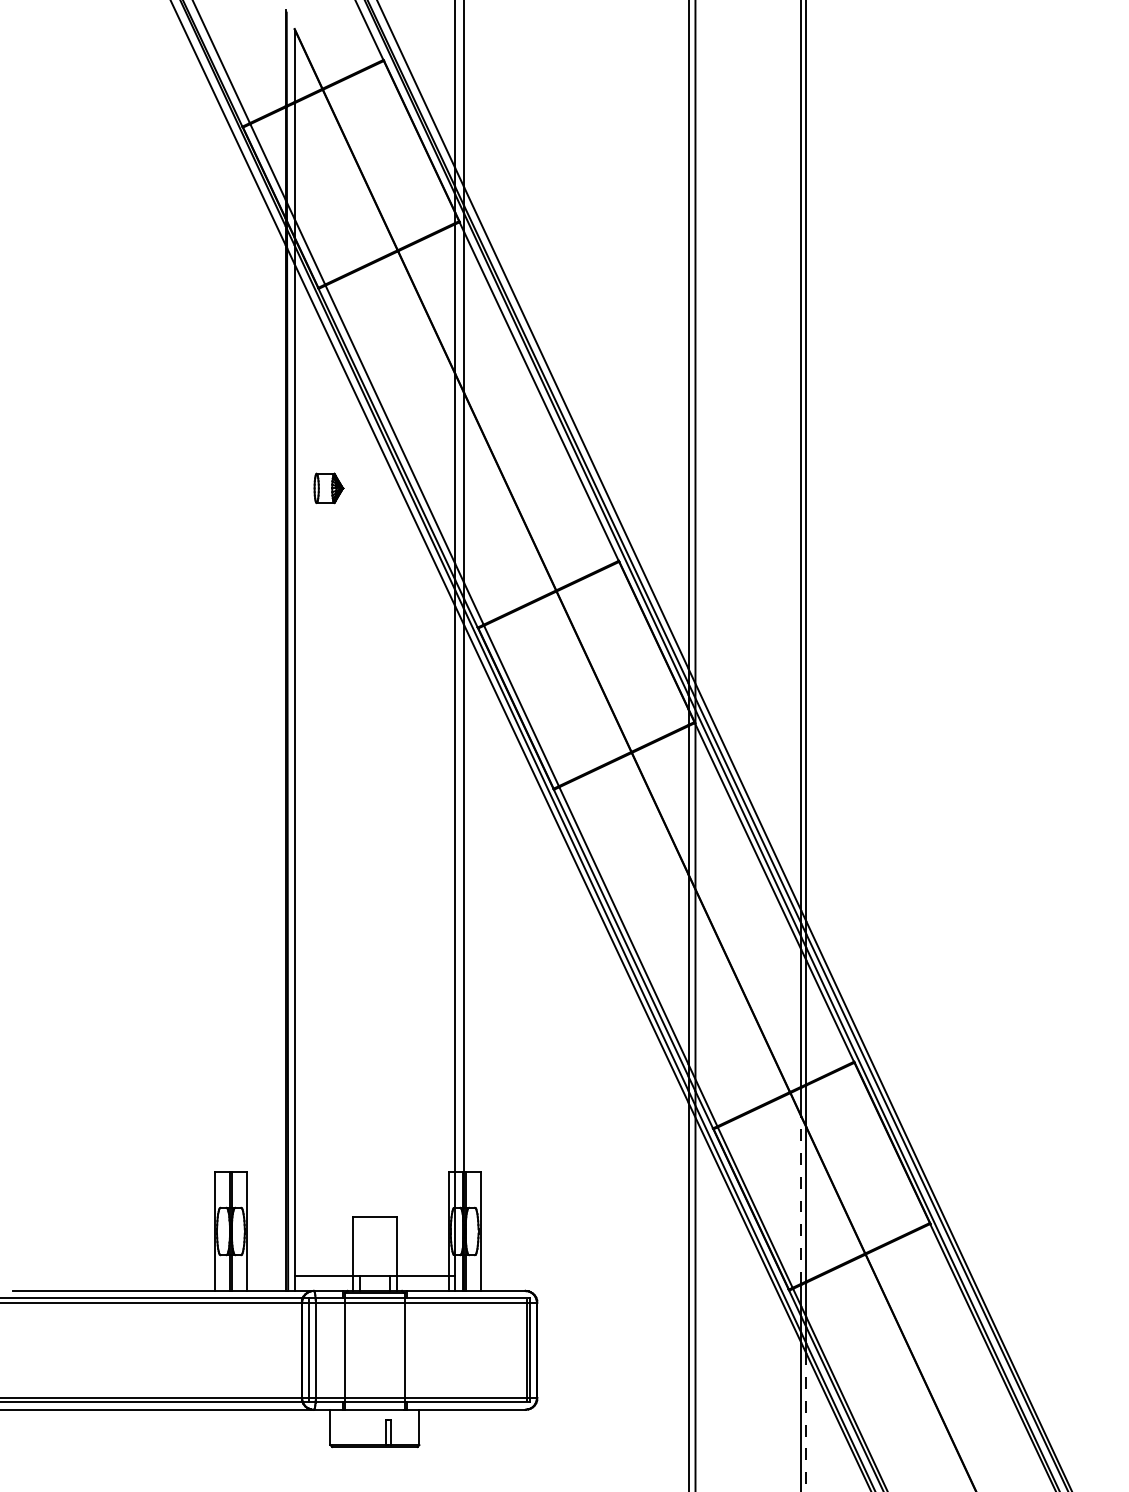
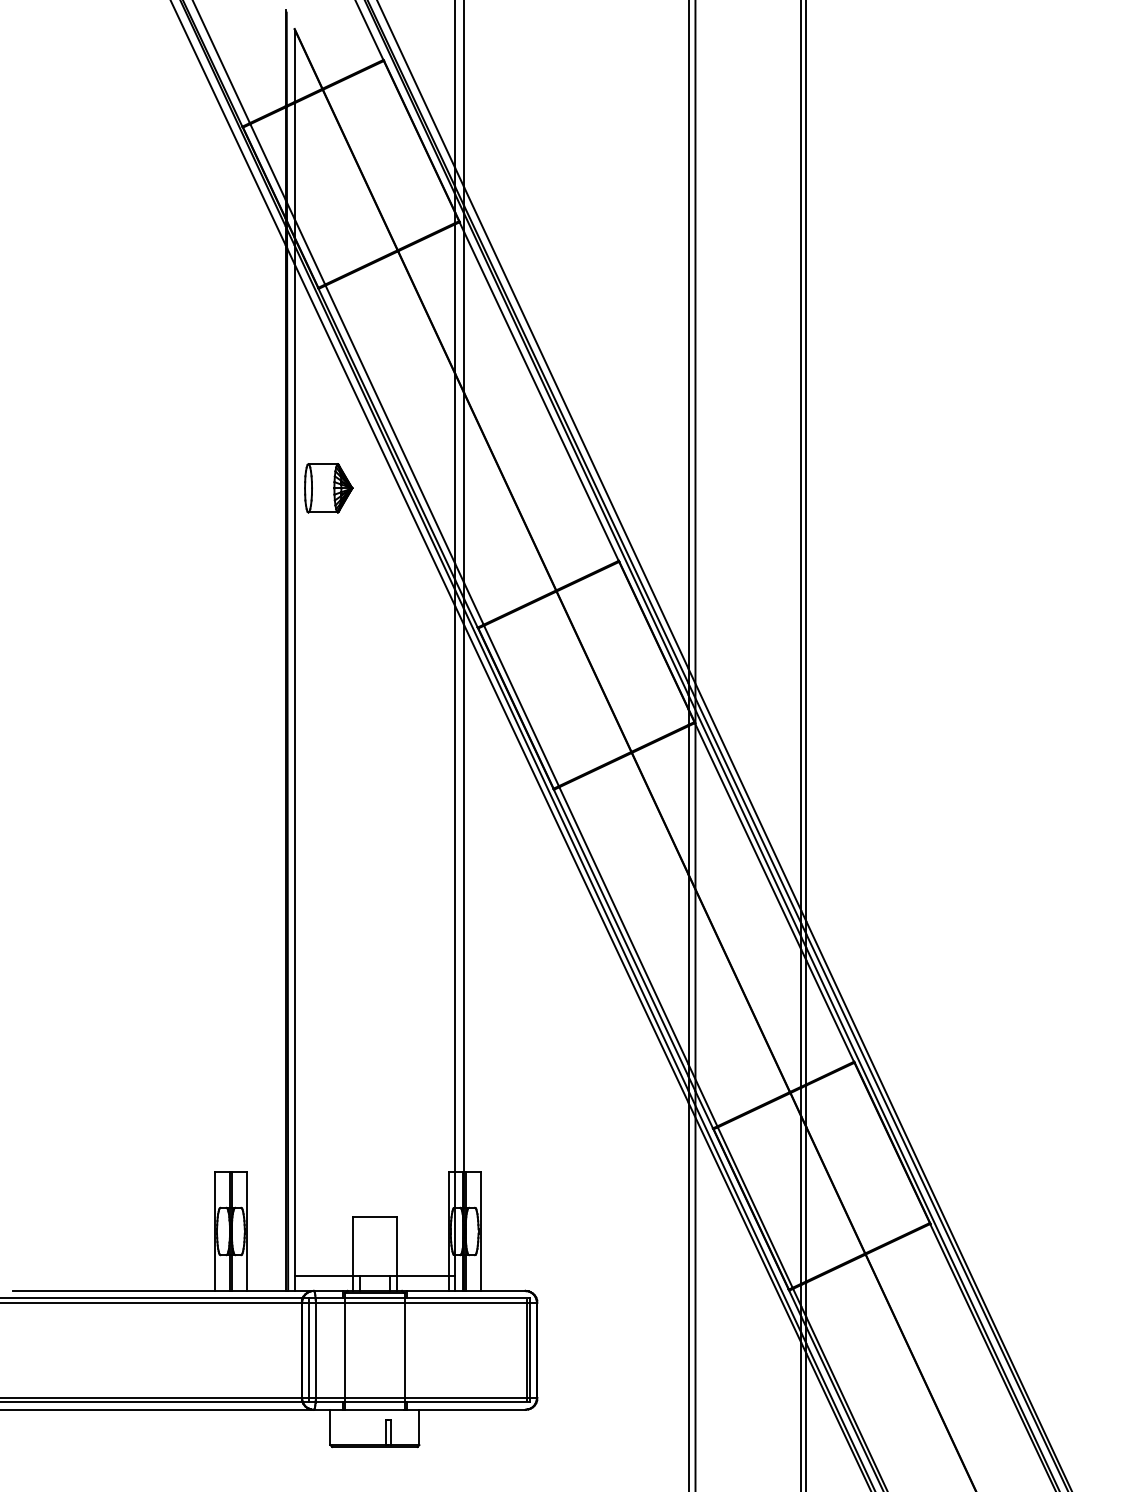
part size: 32x33 px -> 50x51 px (328, 488)
line: dashed -> solid (801, 1200)
line: dashed -> solid (806, 1423)
